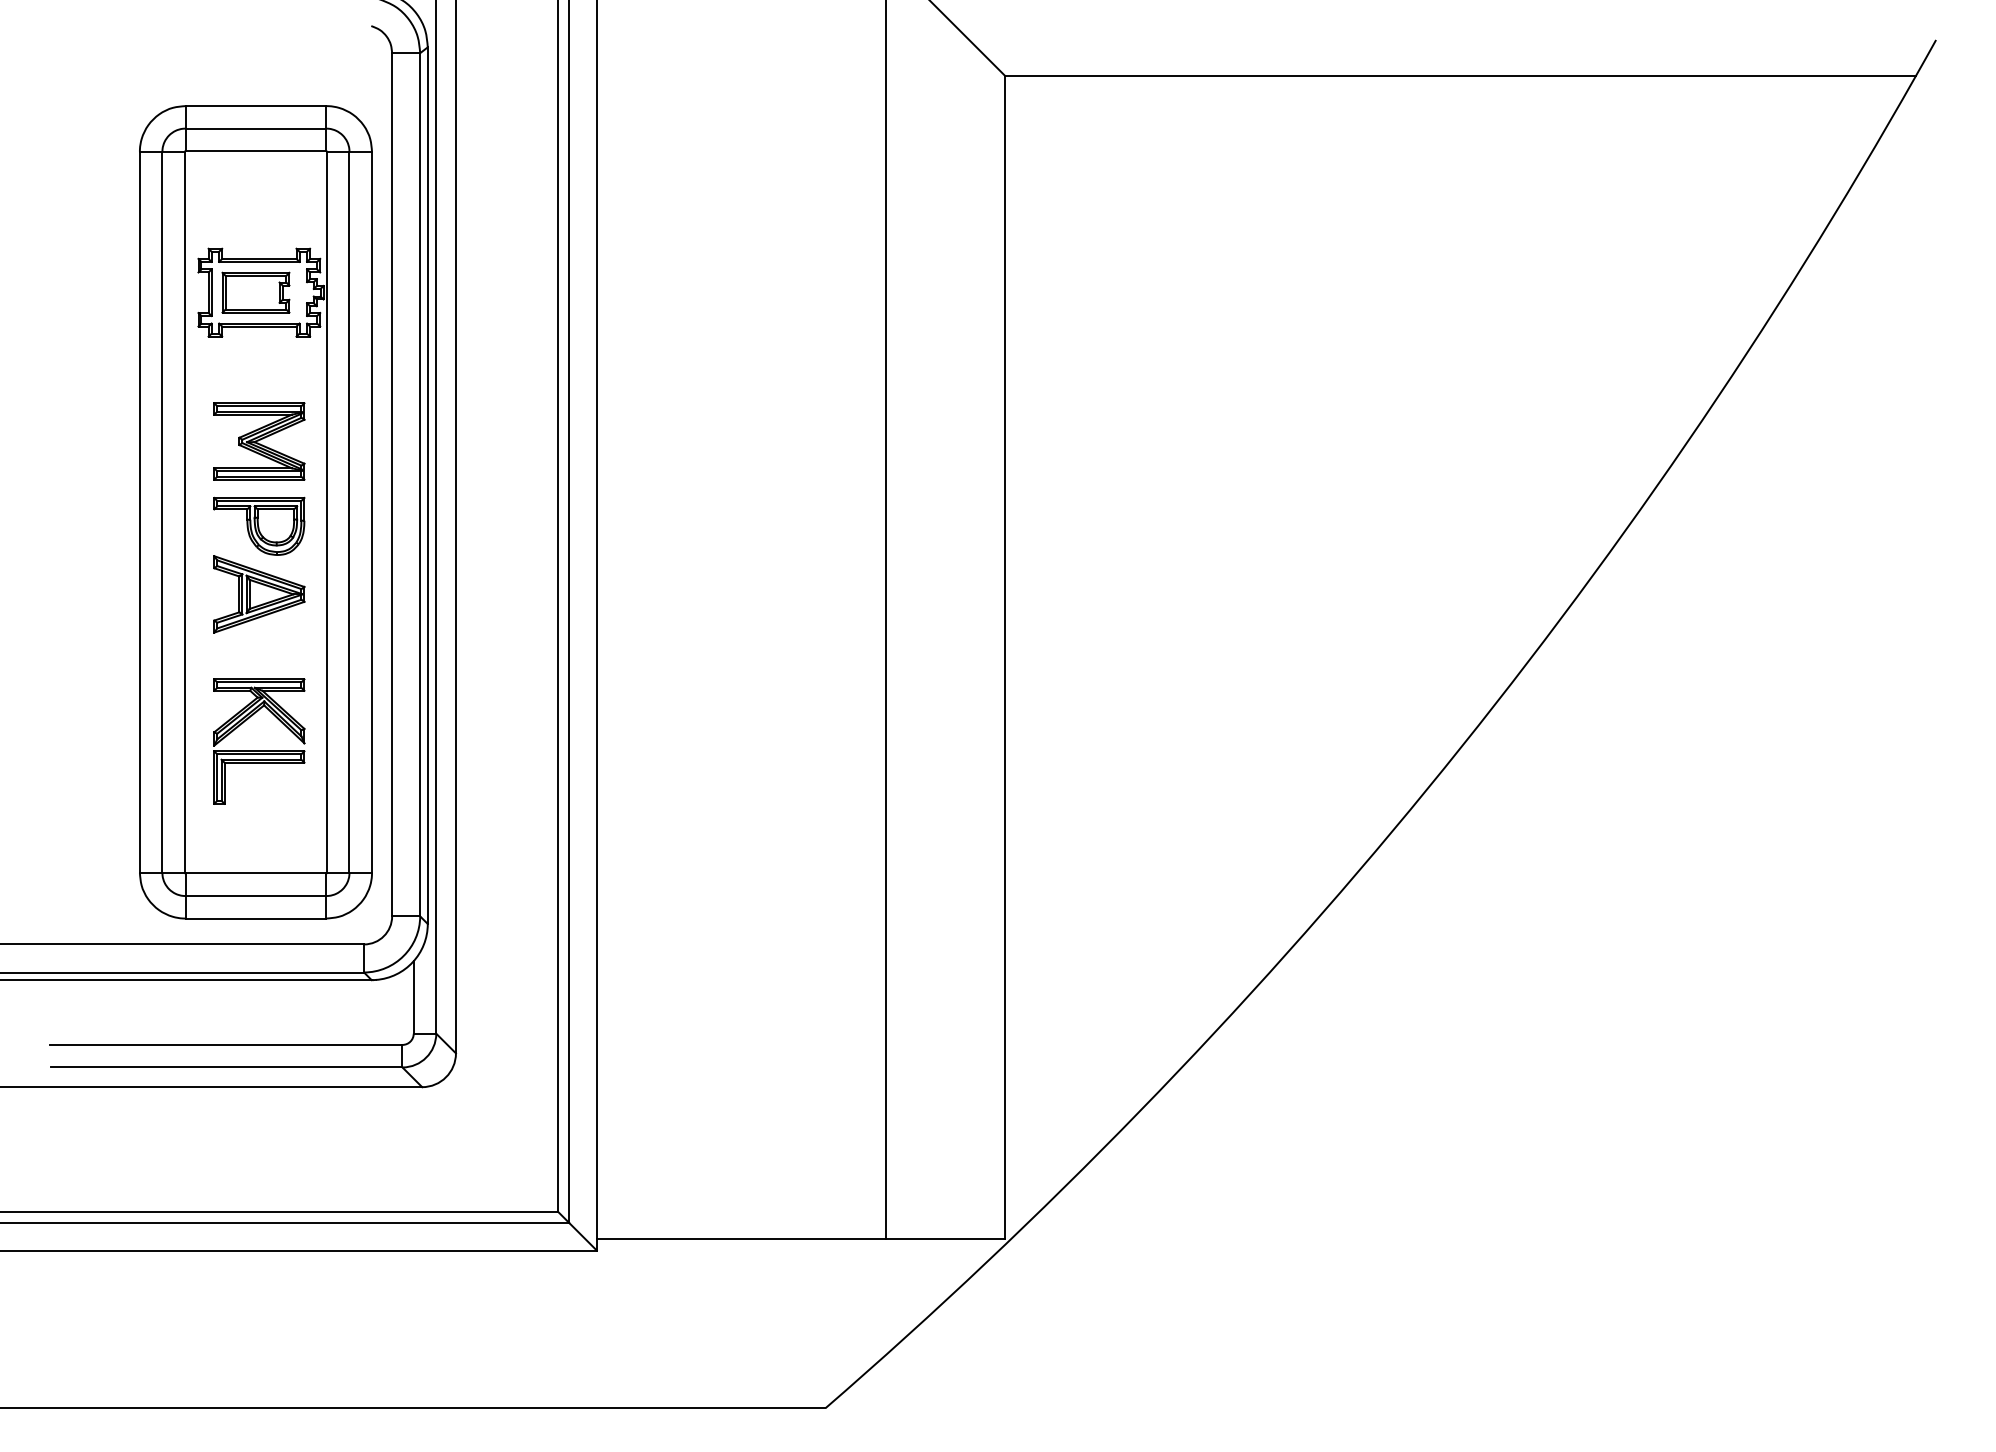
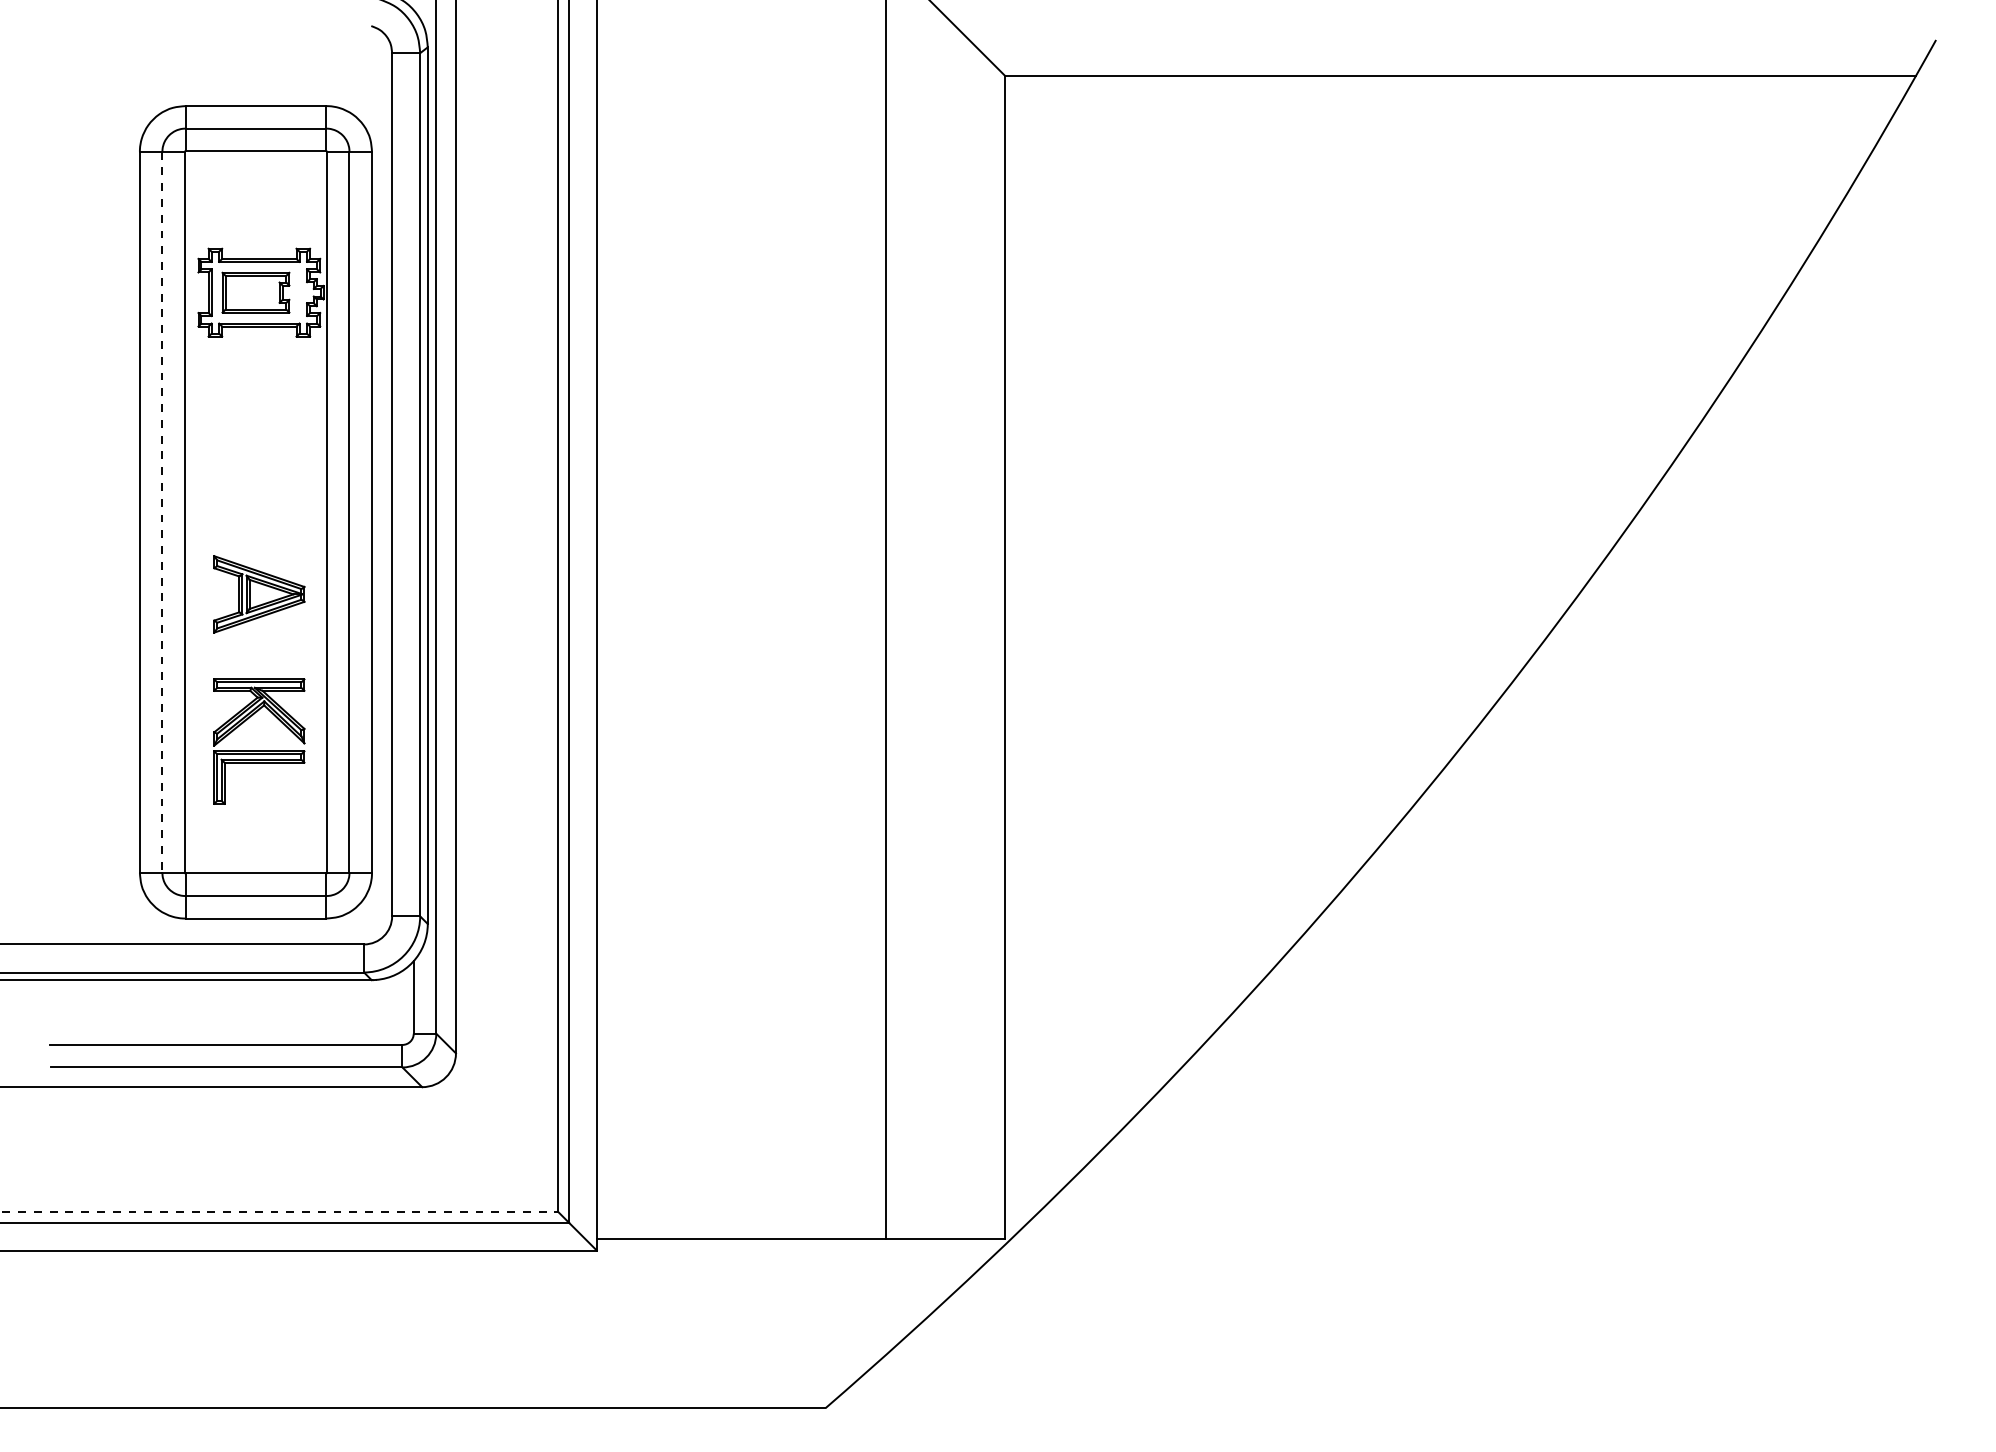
part: present -> none (259, 441)
line: solid -> dashed (162, 512)
part: present -> none (259, 525)
line: solid -> dashed (279, 1211)
